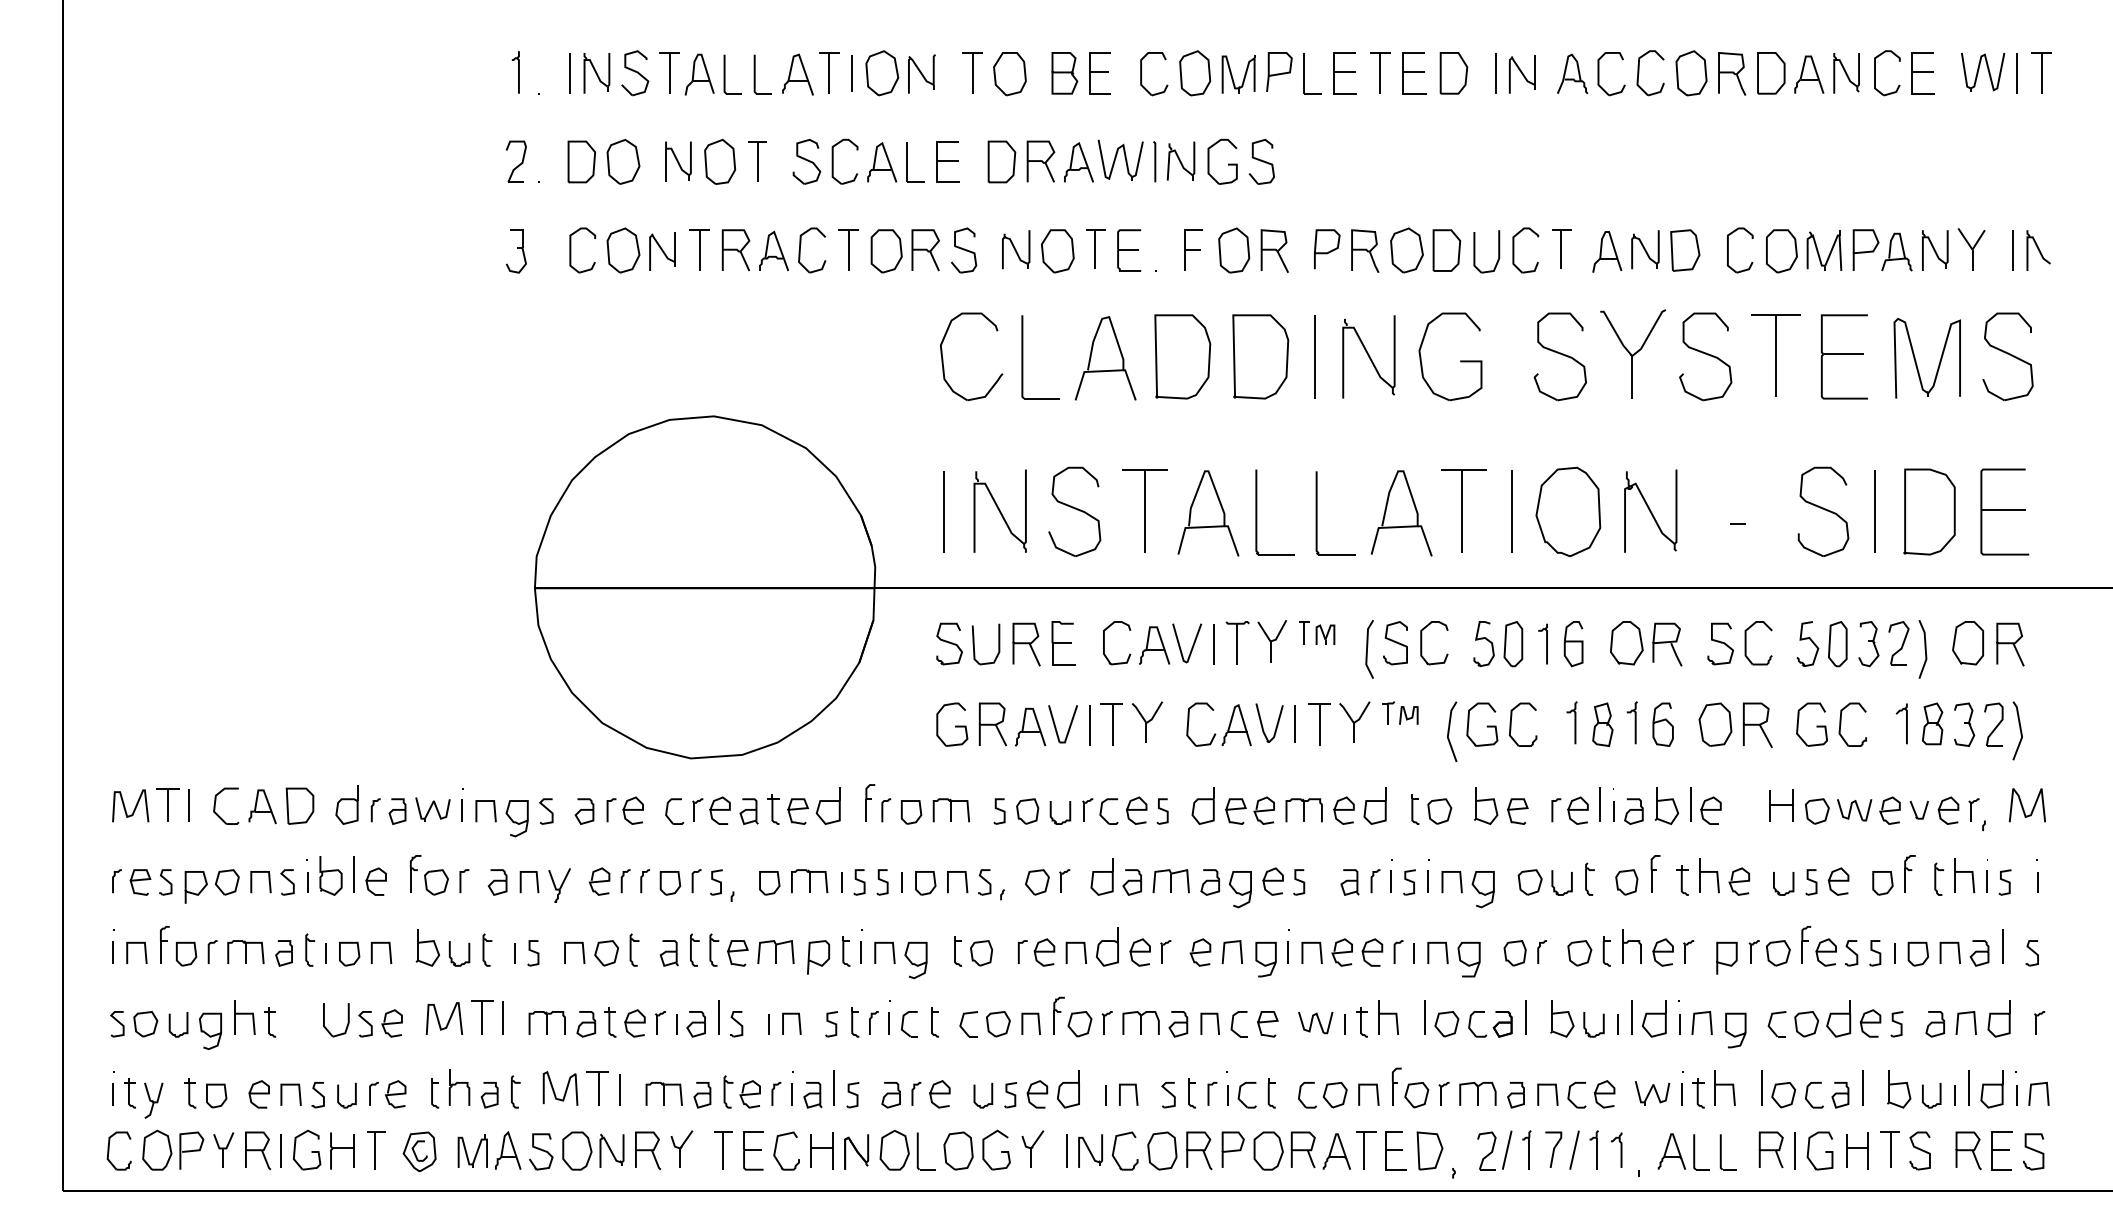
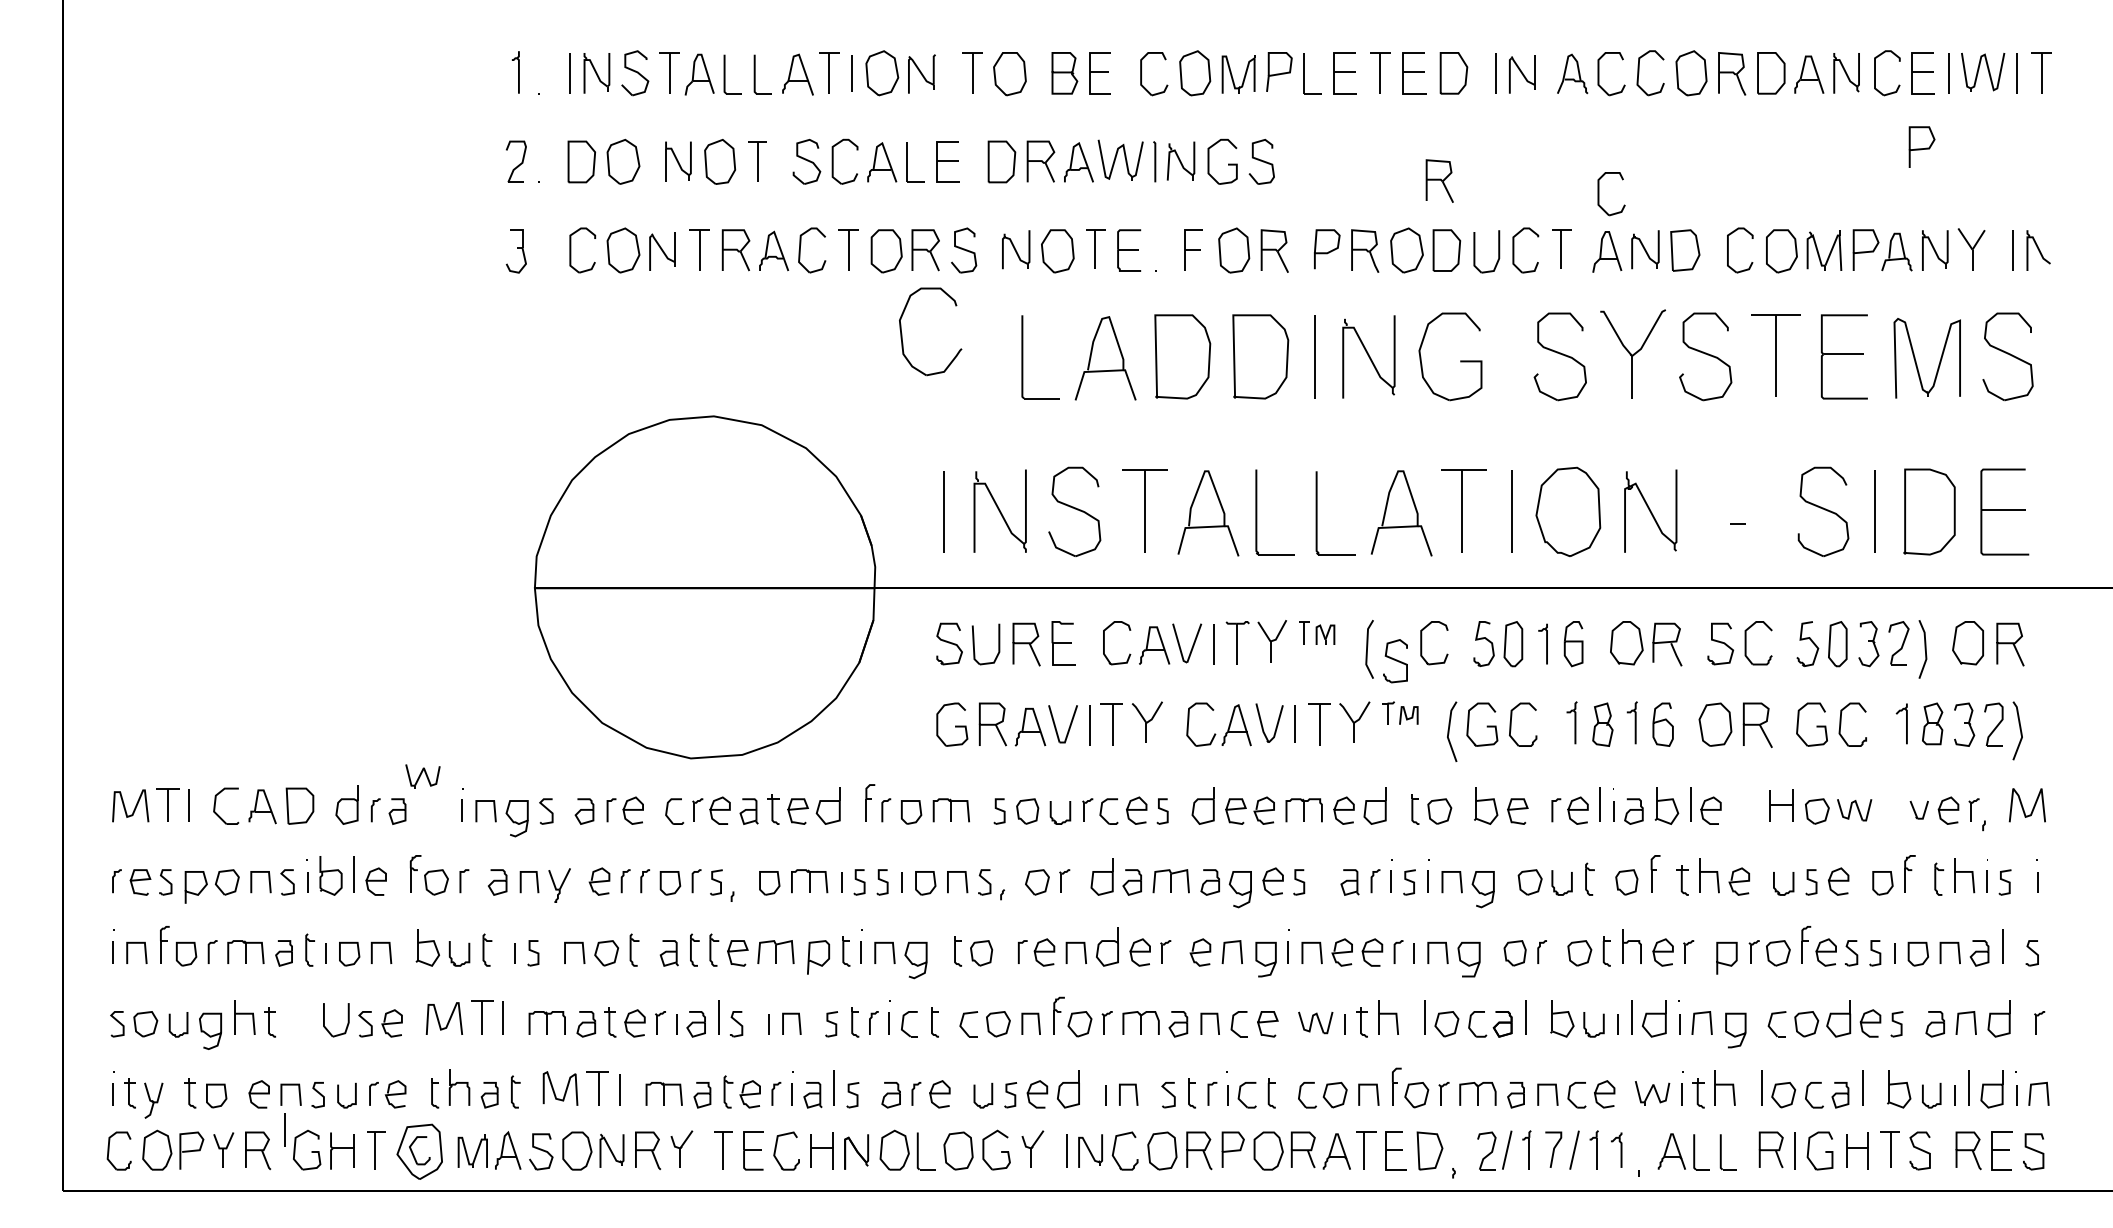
line: none -> present (1948, 73)
curve: none -> present (1921, 148)
part: none -> present (1439, 180)
part: none -> present (1599, 194)
part position: (943, 358) -> (902, 333) (902, 333)
part position: (1395, 643) -> (1395, 661) (1395, 661)
part position: (432, 809) -> (422, 776) (422, 776)
curve: present -> none (1889, 810)
line position: (280, 1150) -> (284, 1129) (284, 1129)
part size: 35x42 px -> 47x57 px (419, 1151)
